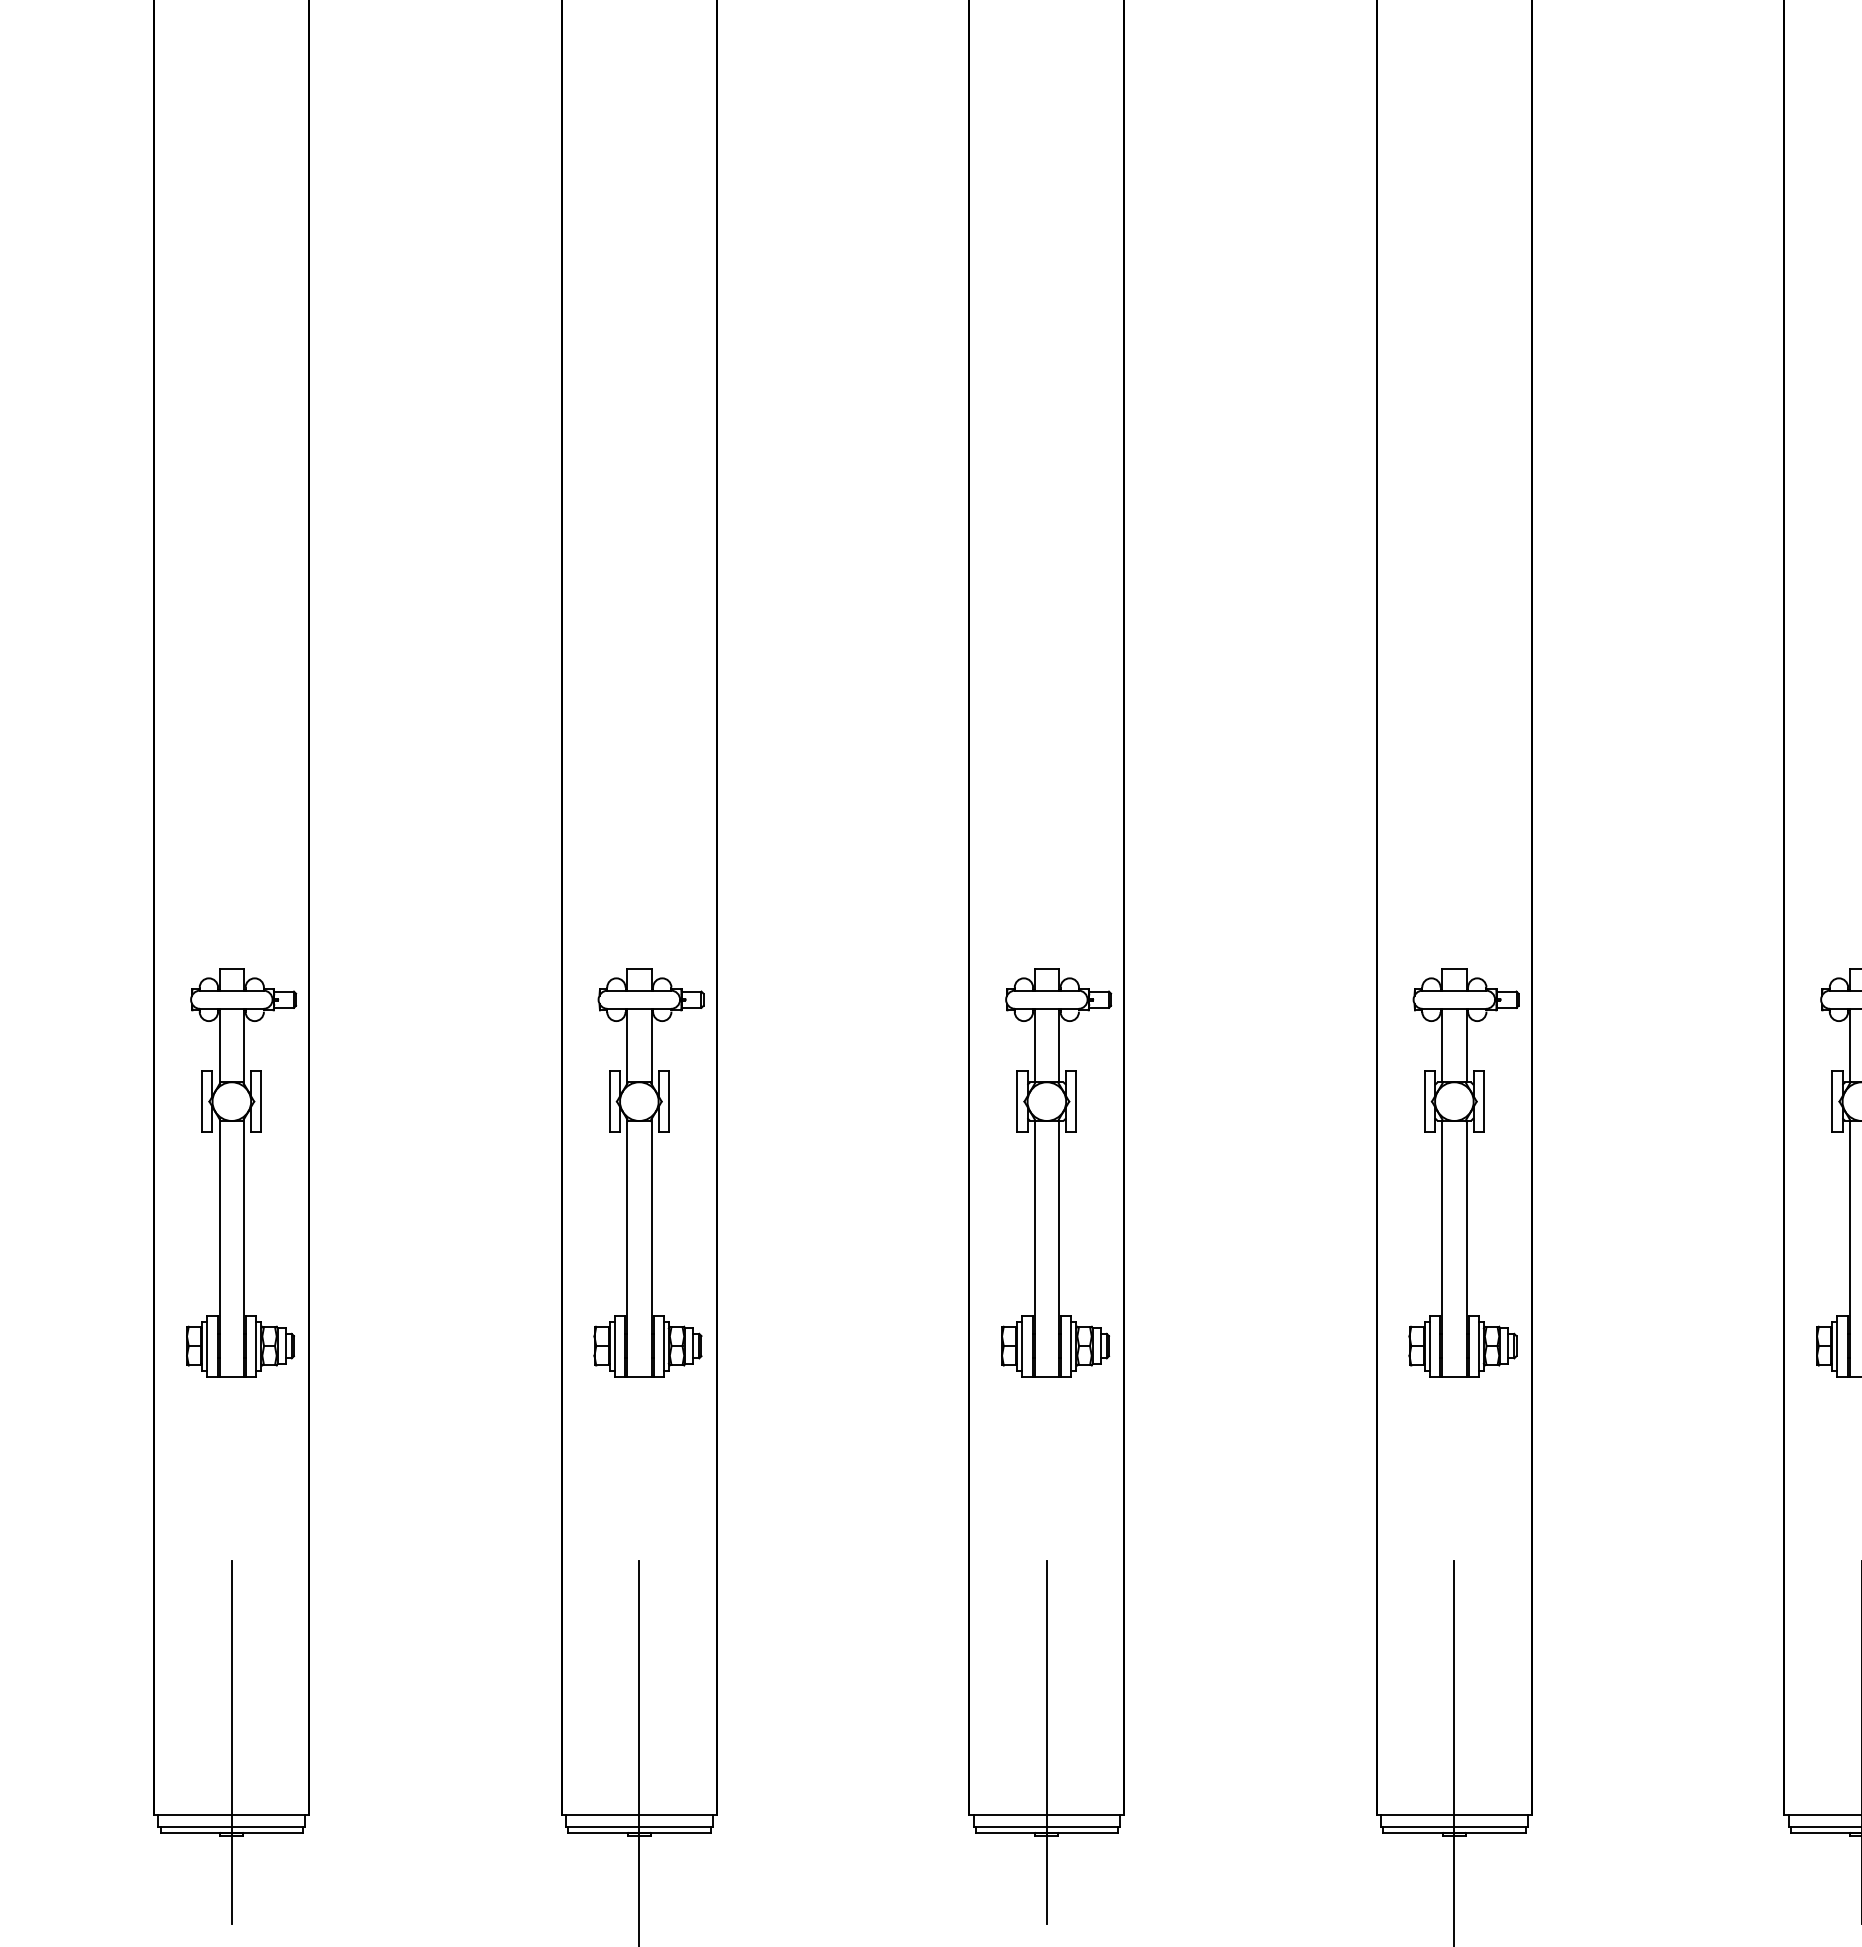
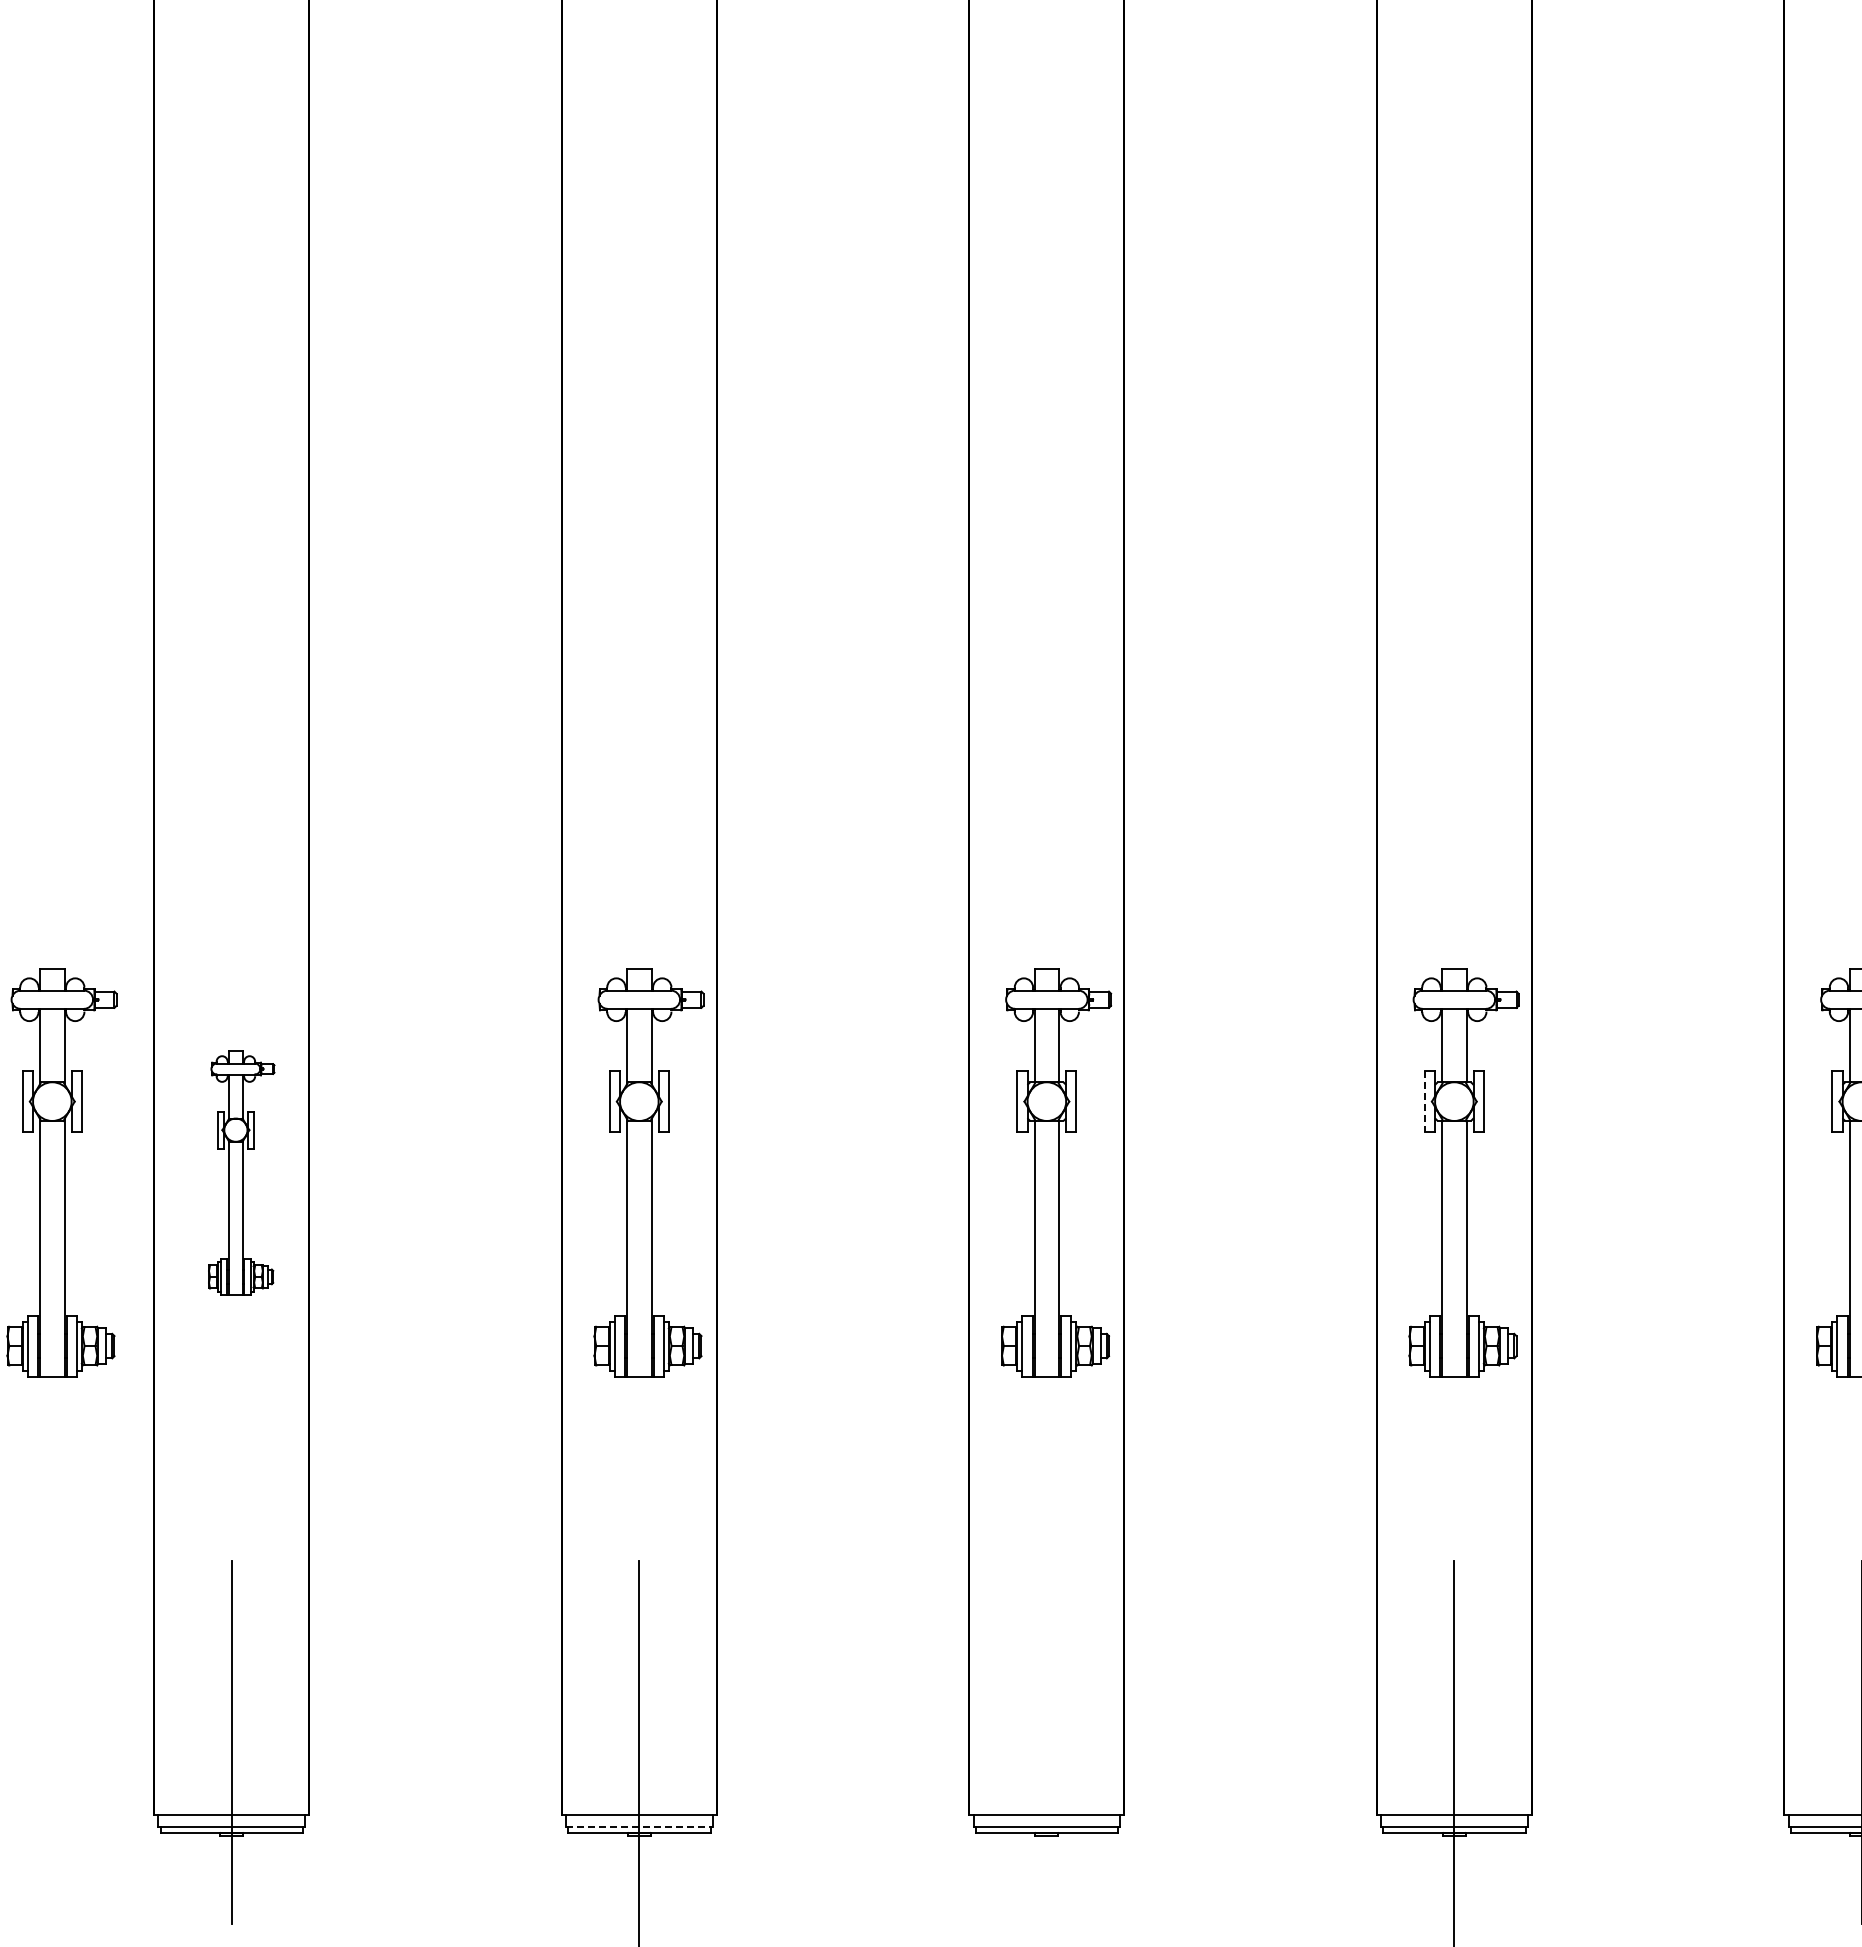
line: solid -> dashed (1424, 1101)
part: none -> present (61, 1172)
part size: 112x410 px -> 68x246 px (241, 1172)
line: present -> none (1046, 1742)
line: solid -> dashed (639, 1827)
